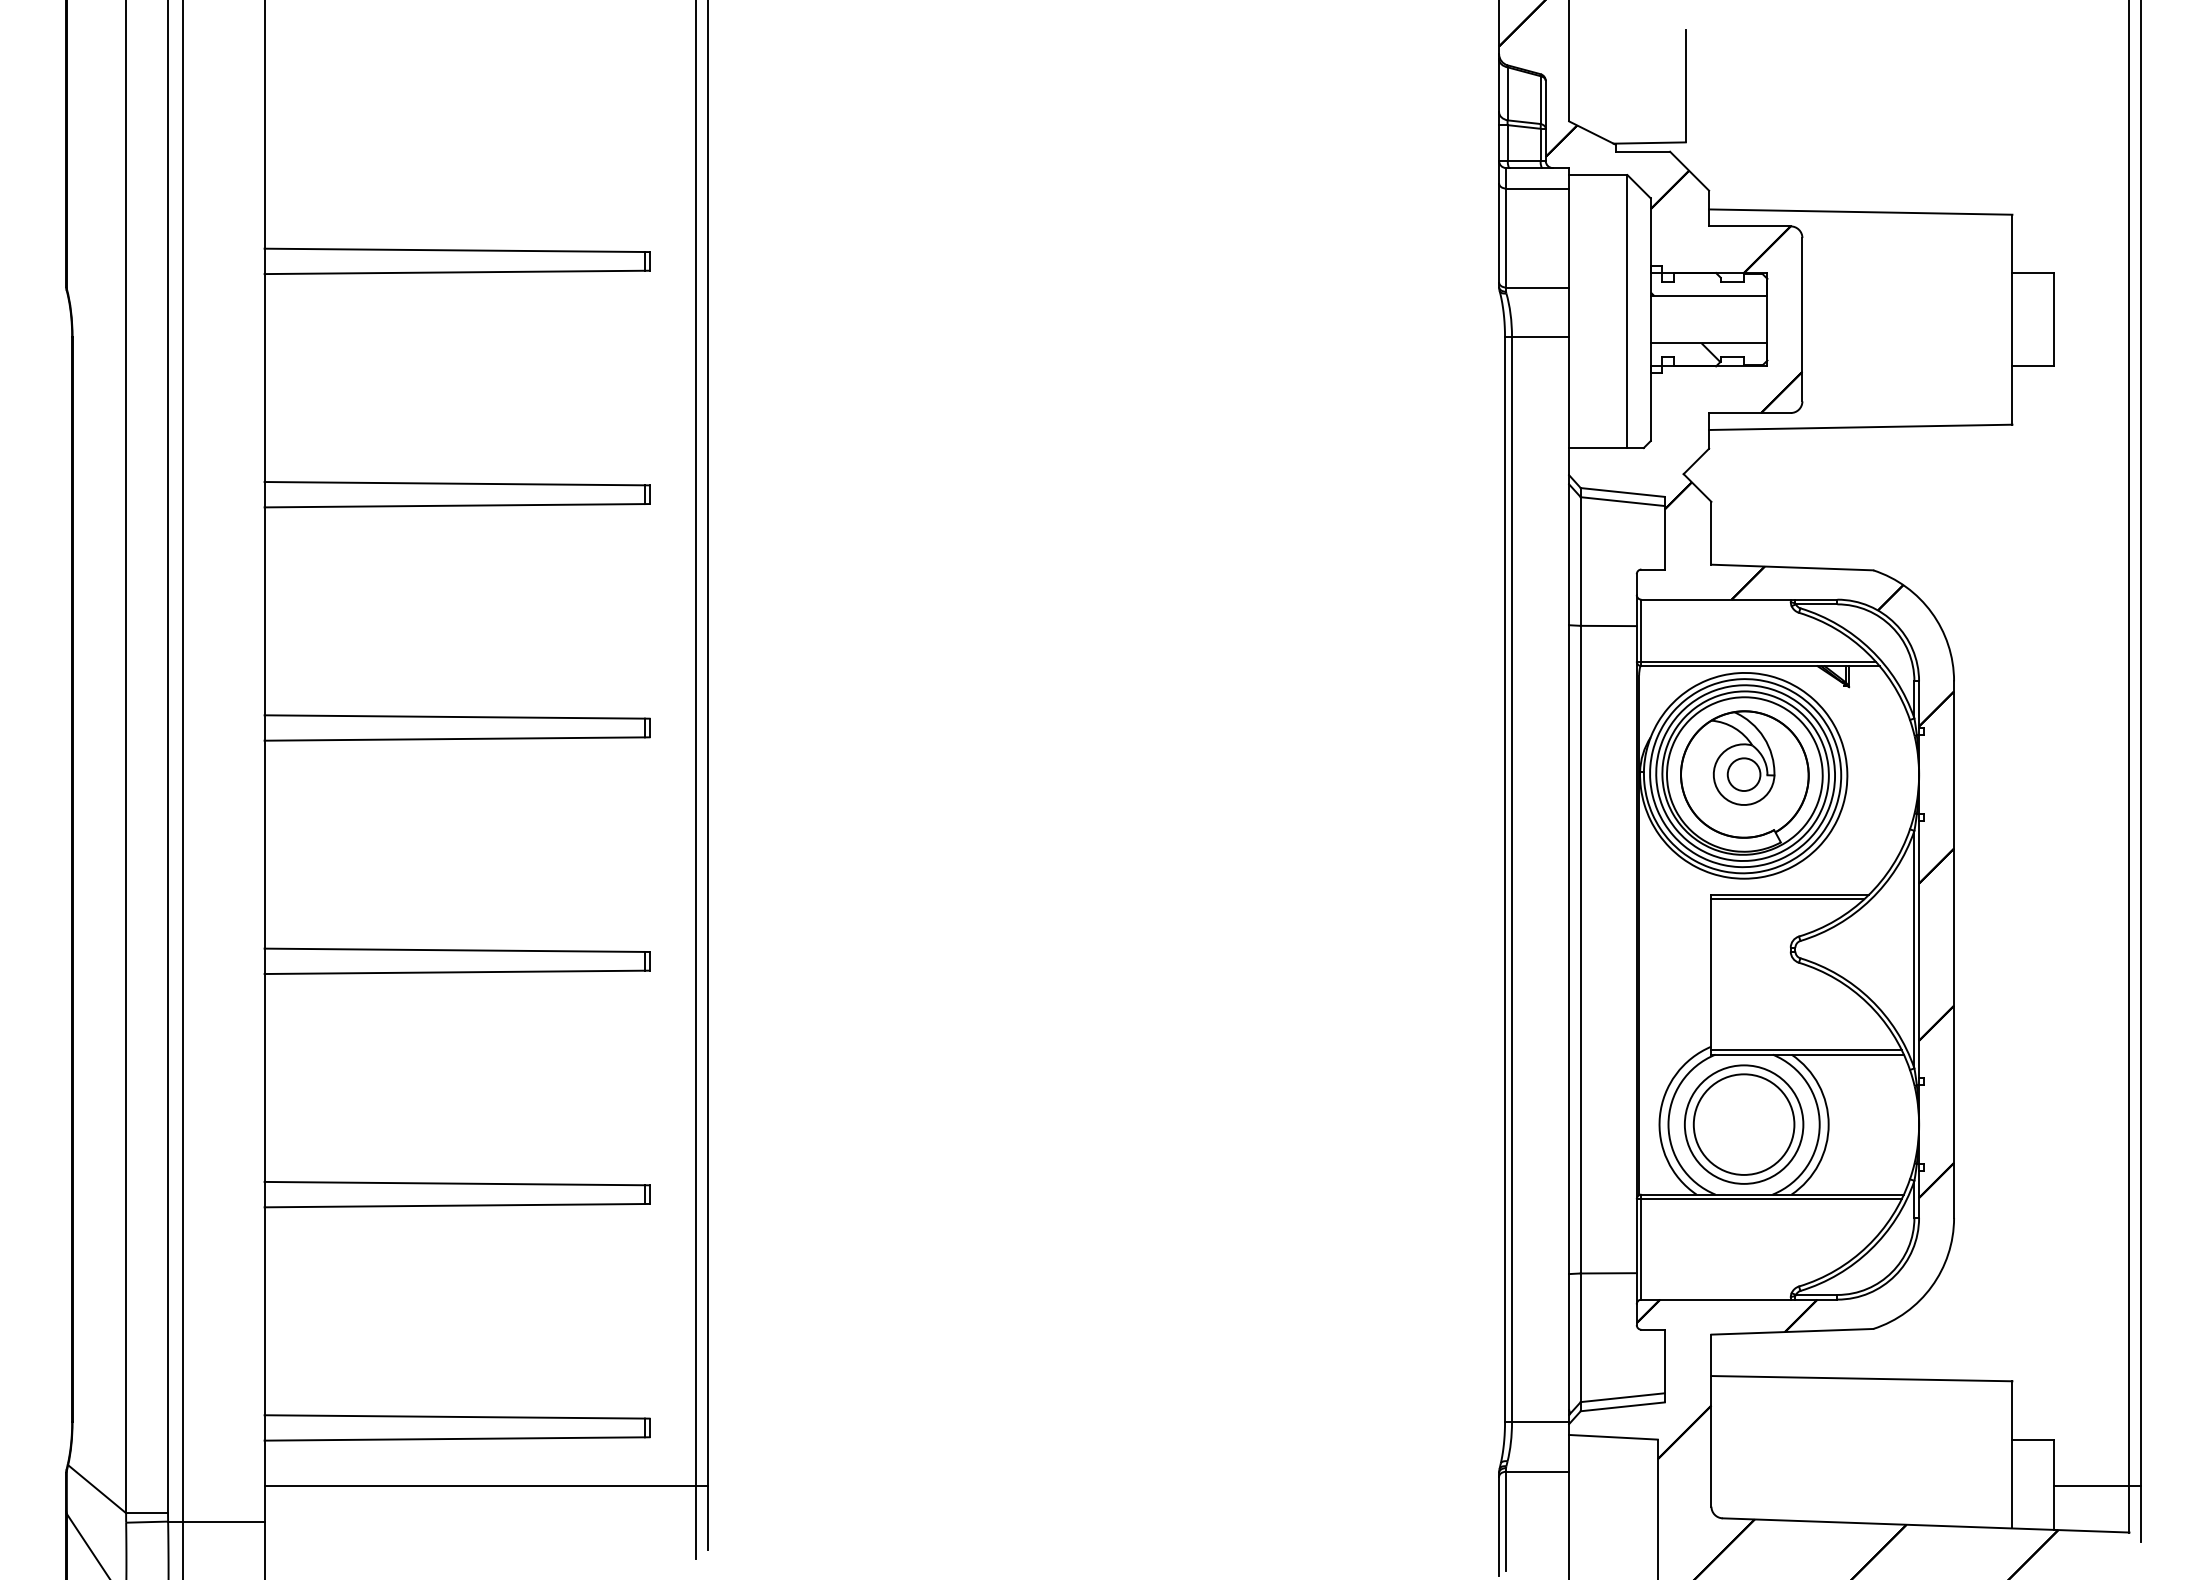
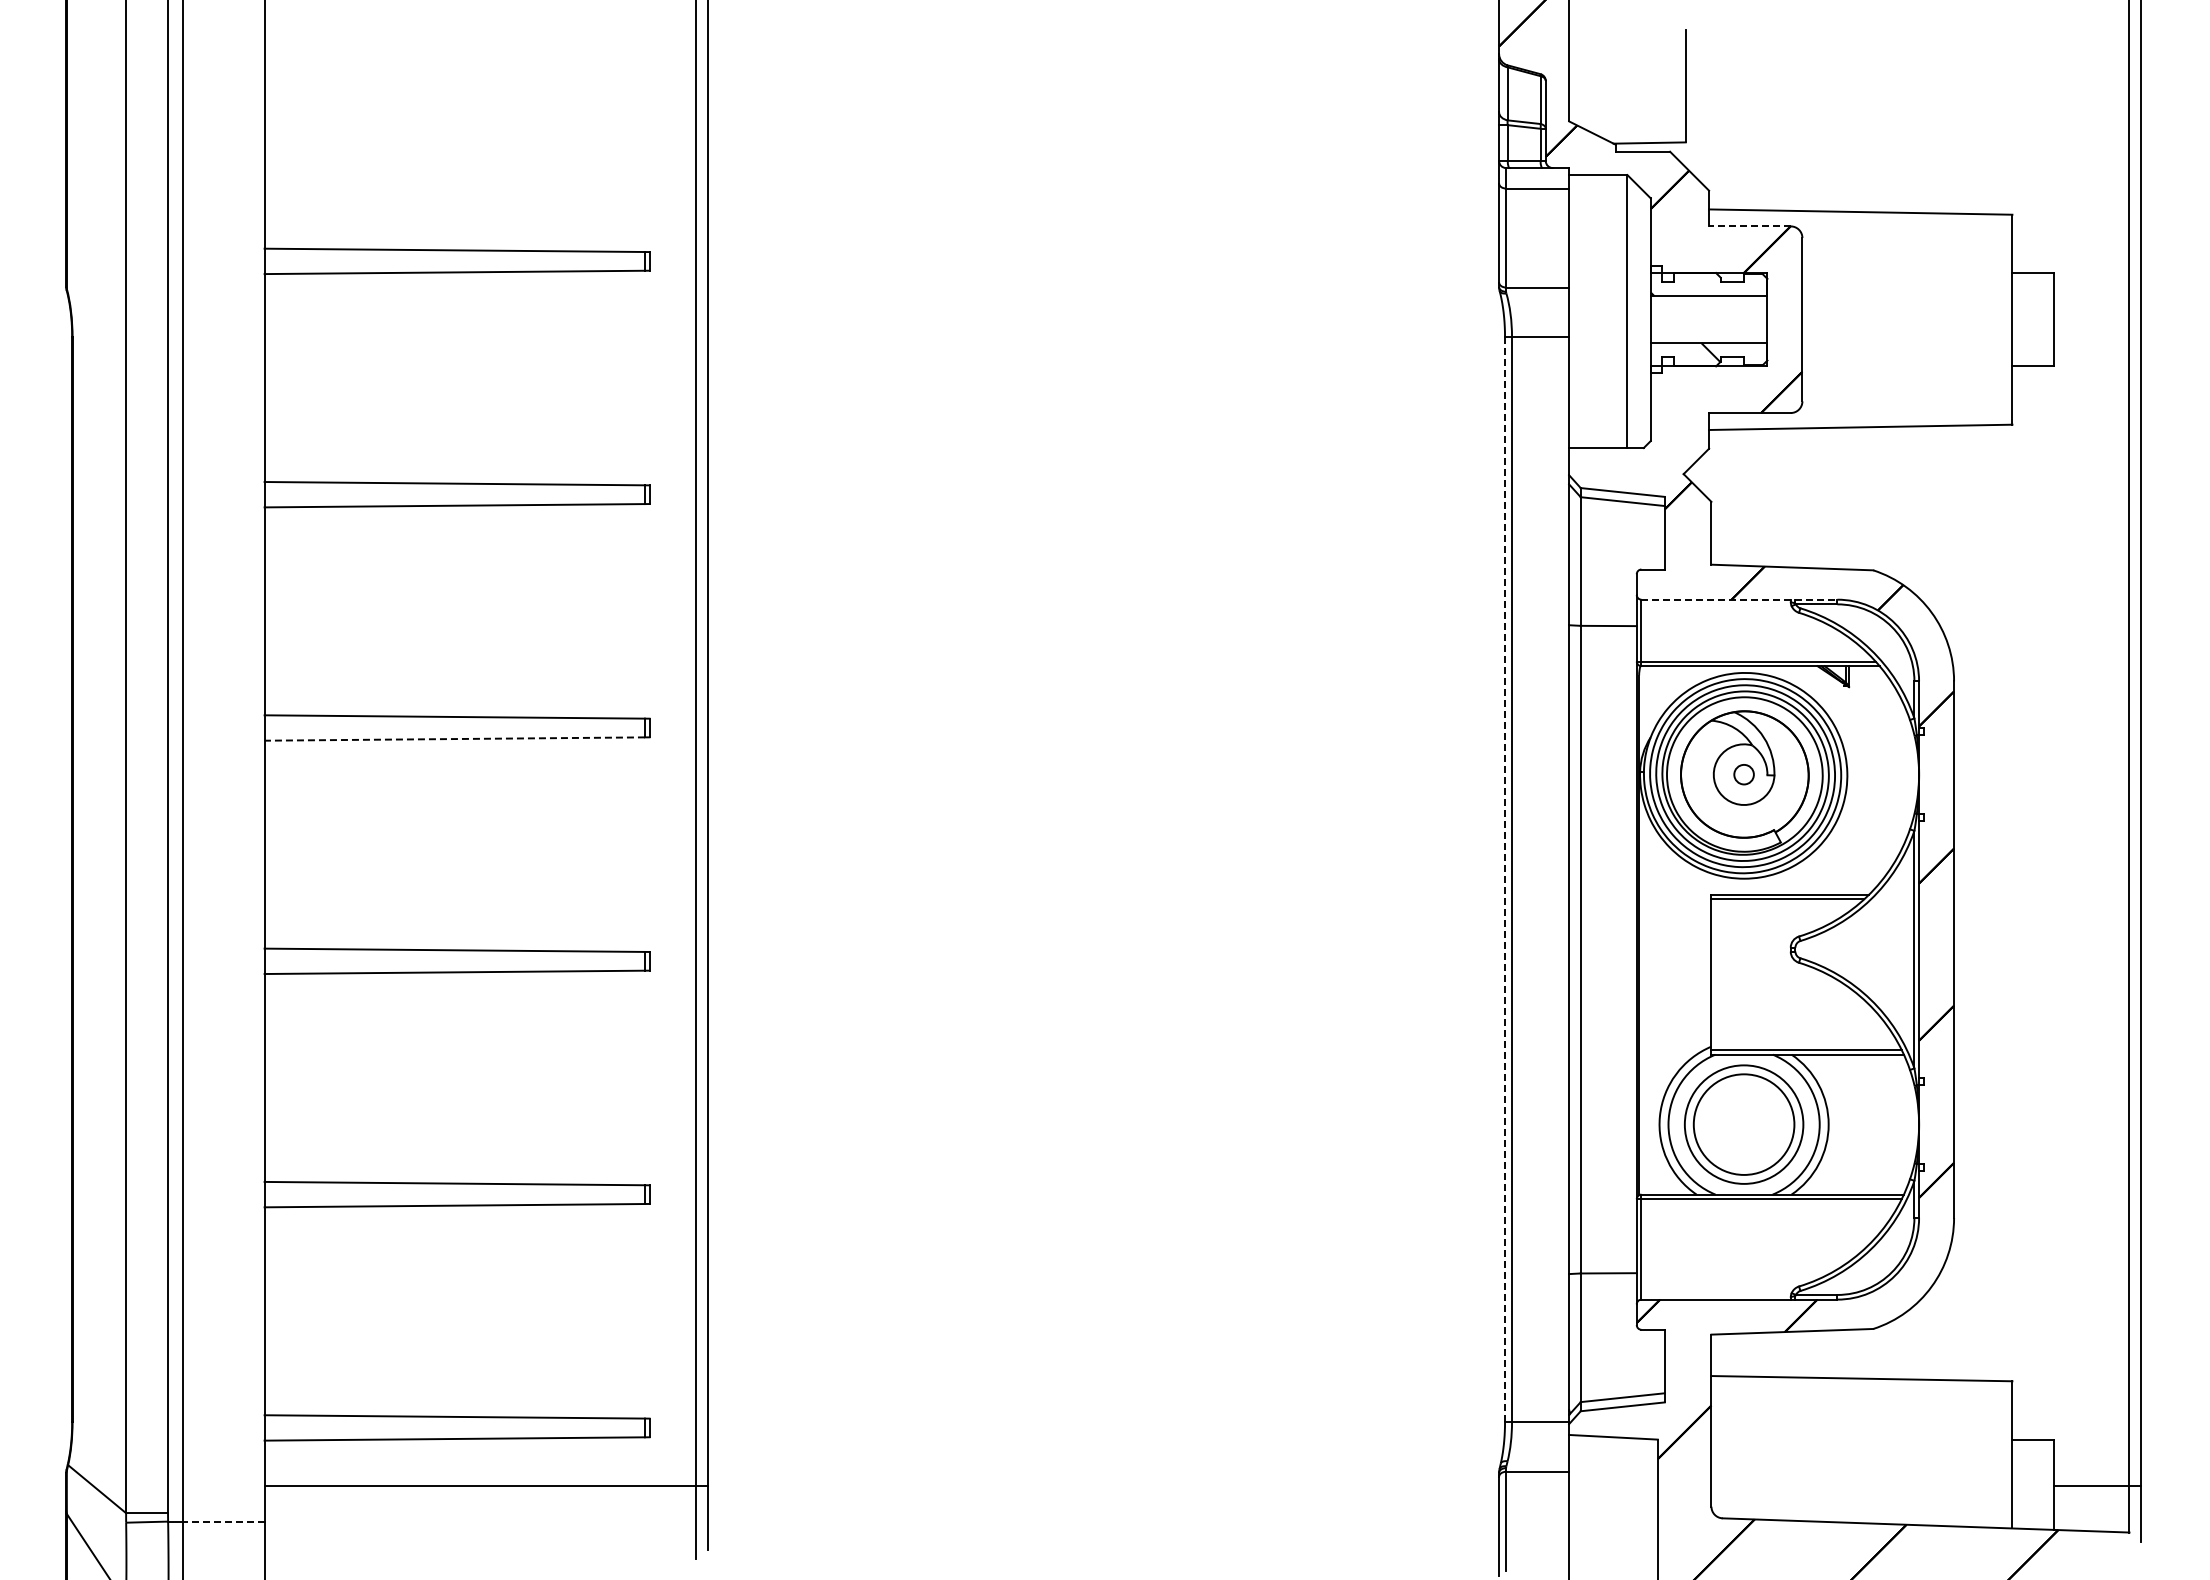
line: solid -> dashed (1749, 226)
line: solid -> dashed (1739, 599)
line: solid -> dashed (454, 739)
circle diameter: 33 px -> 20 px (1743, 774)
line: solid -> dashed (1505, 879)
line: solid -> dashed (223, 1521)
